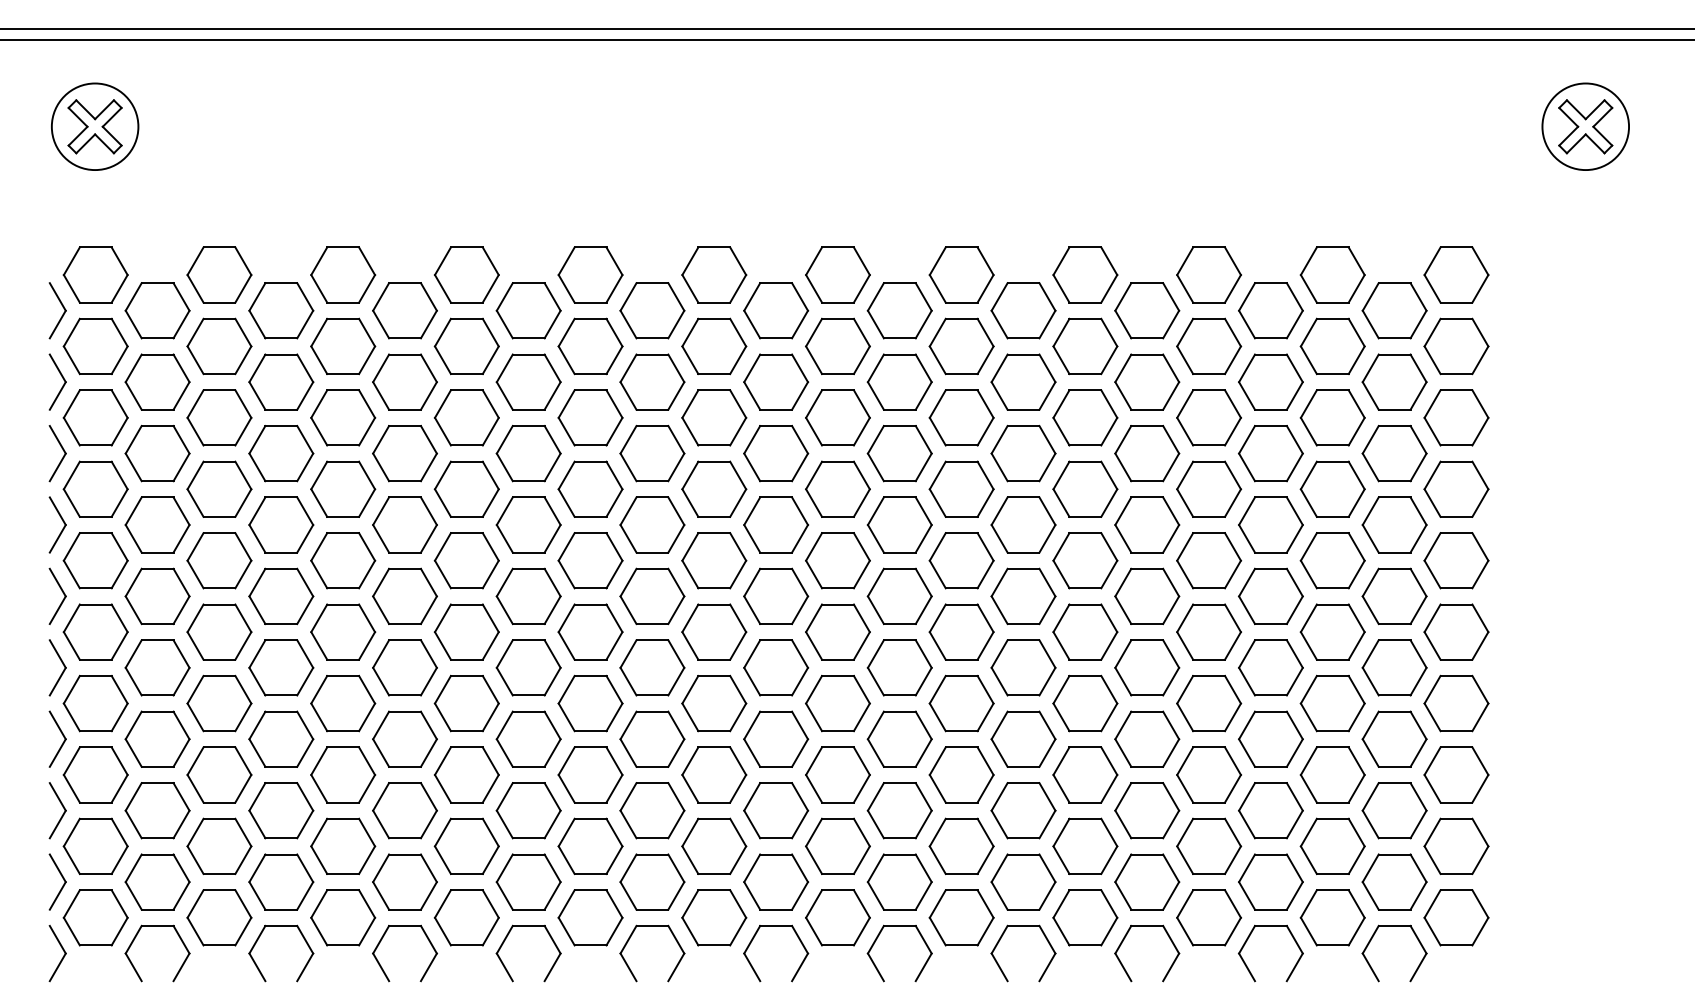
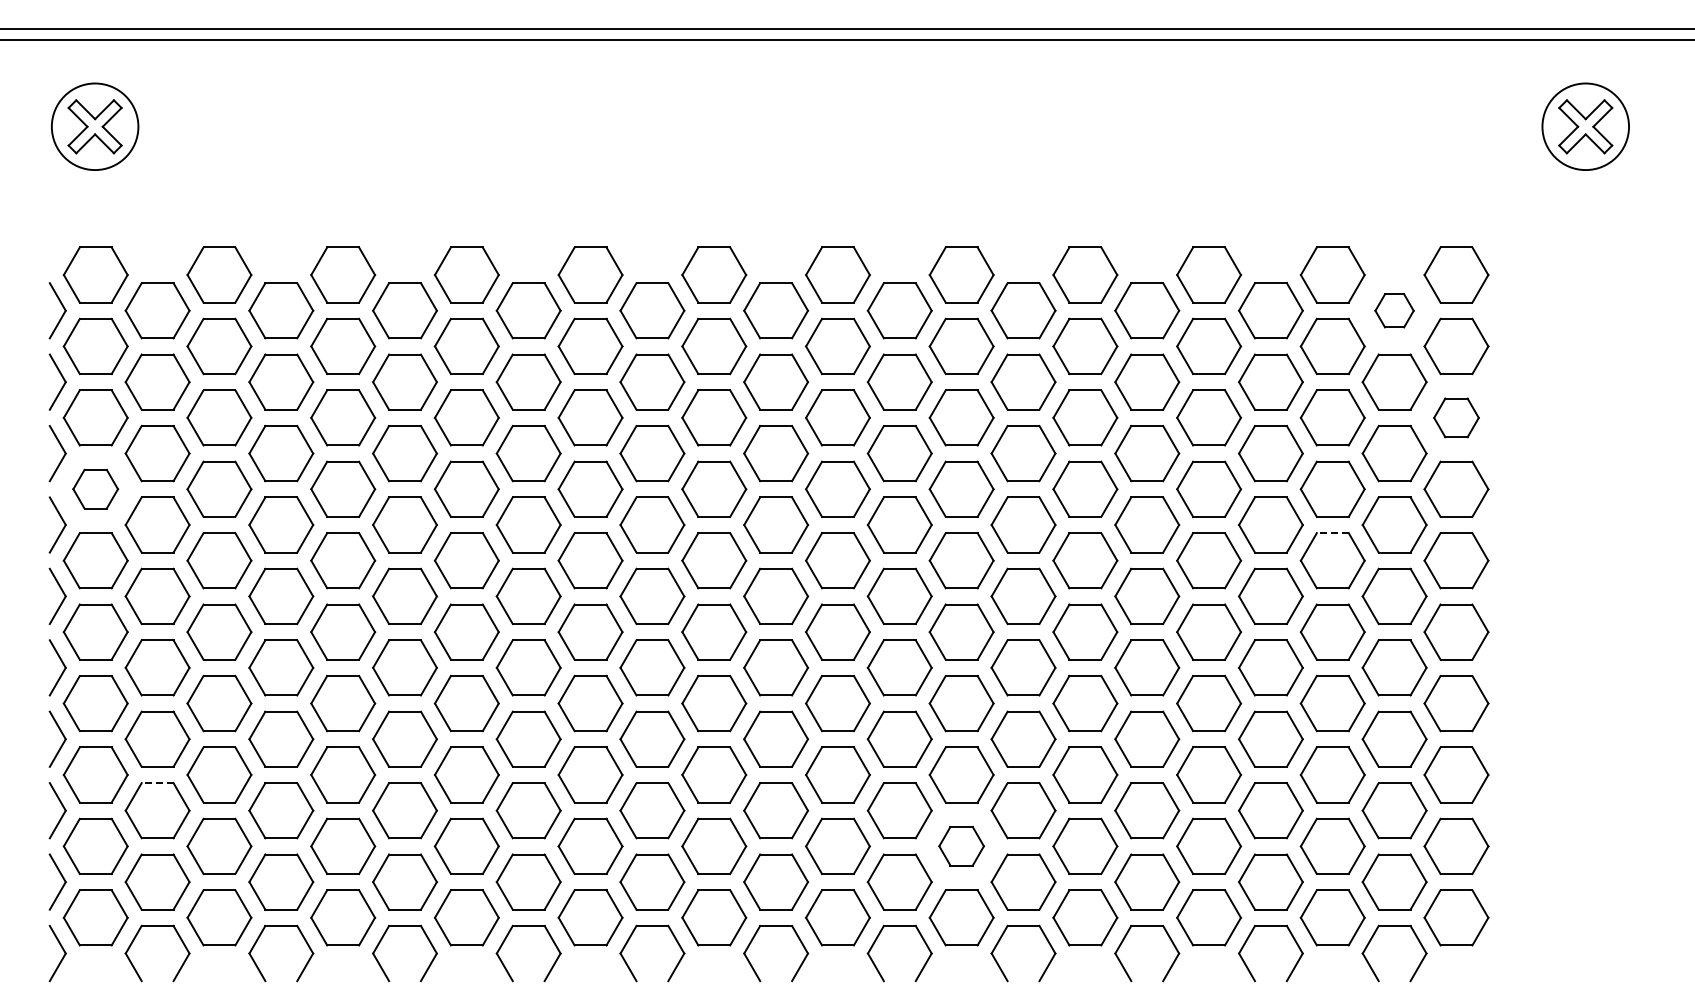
part size: 67x58 px -> 41x36 px (1394, 310)
part size: 67x58 px -> 47x42 px (1456, 417)
part size: 67x58 px -> 48x42 px (95, 488)
line: solid -> dashed (1332, 533)
line: solid -> dashed (157, 783)
part size: 67x58 px -> 47x42 px (961, 845)
